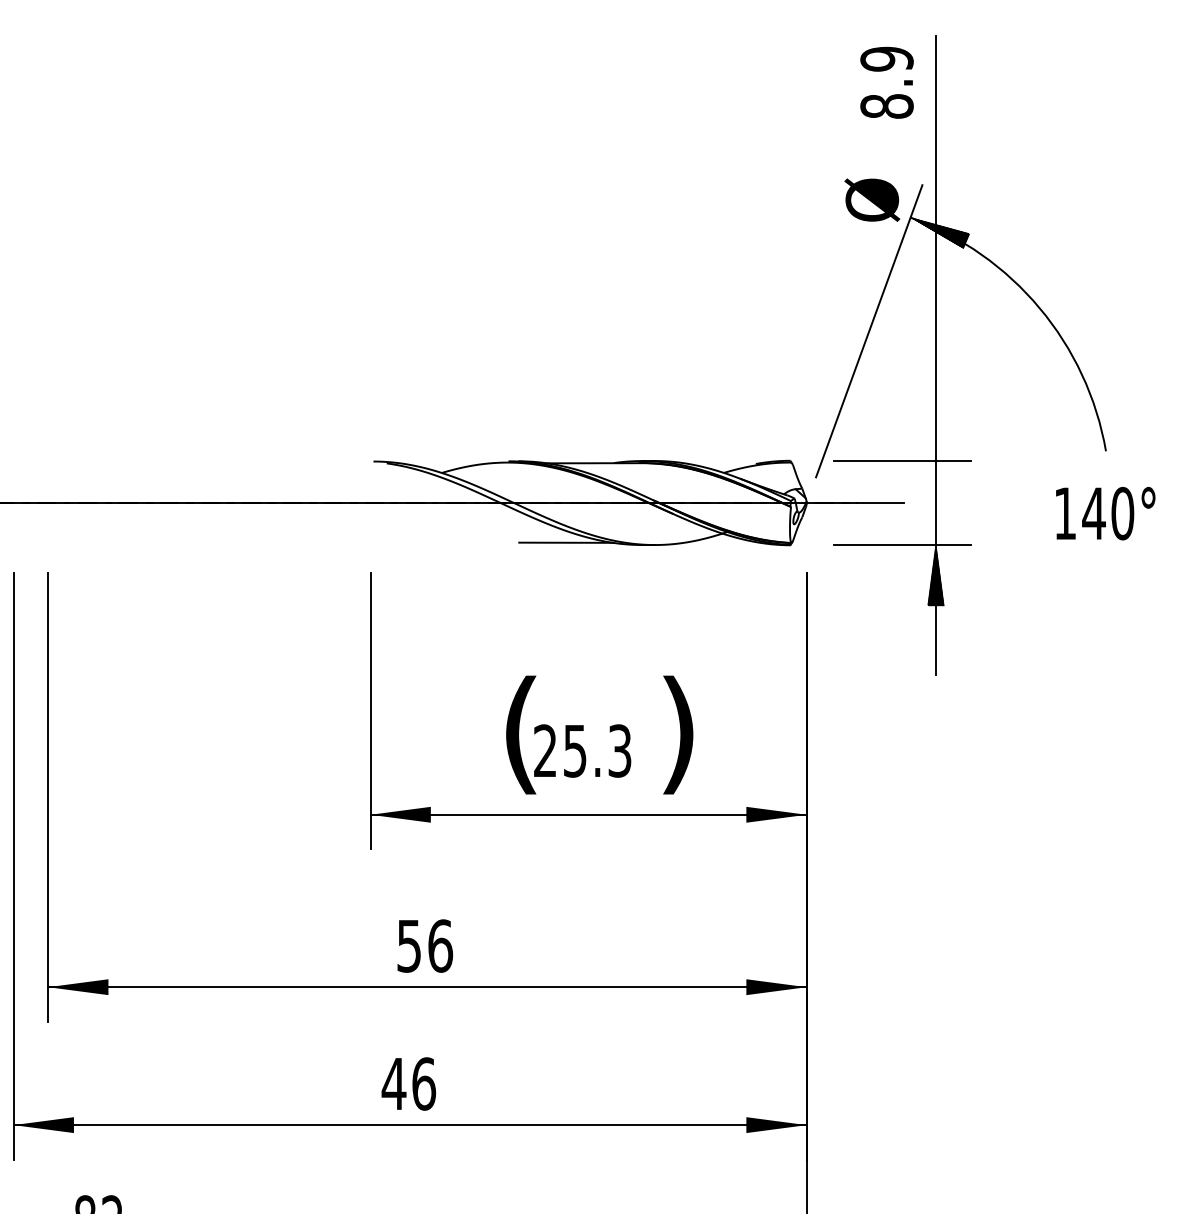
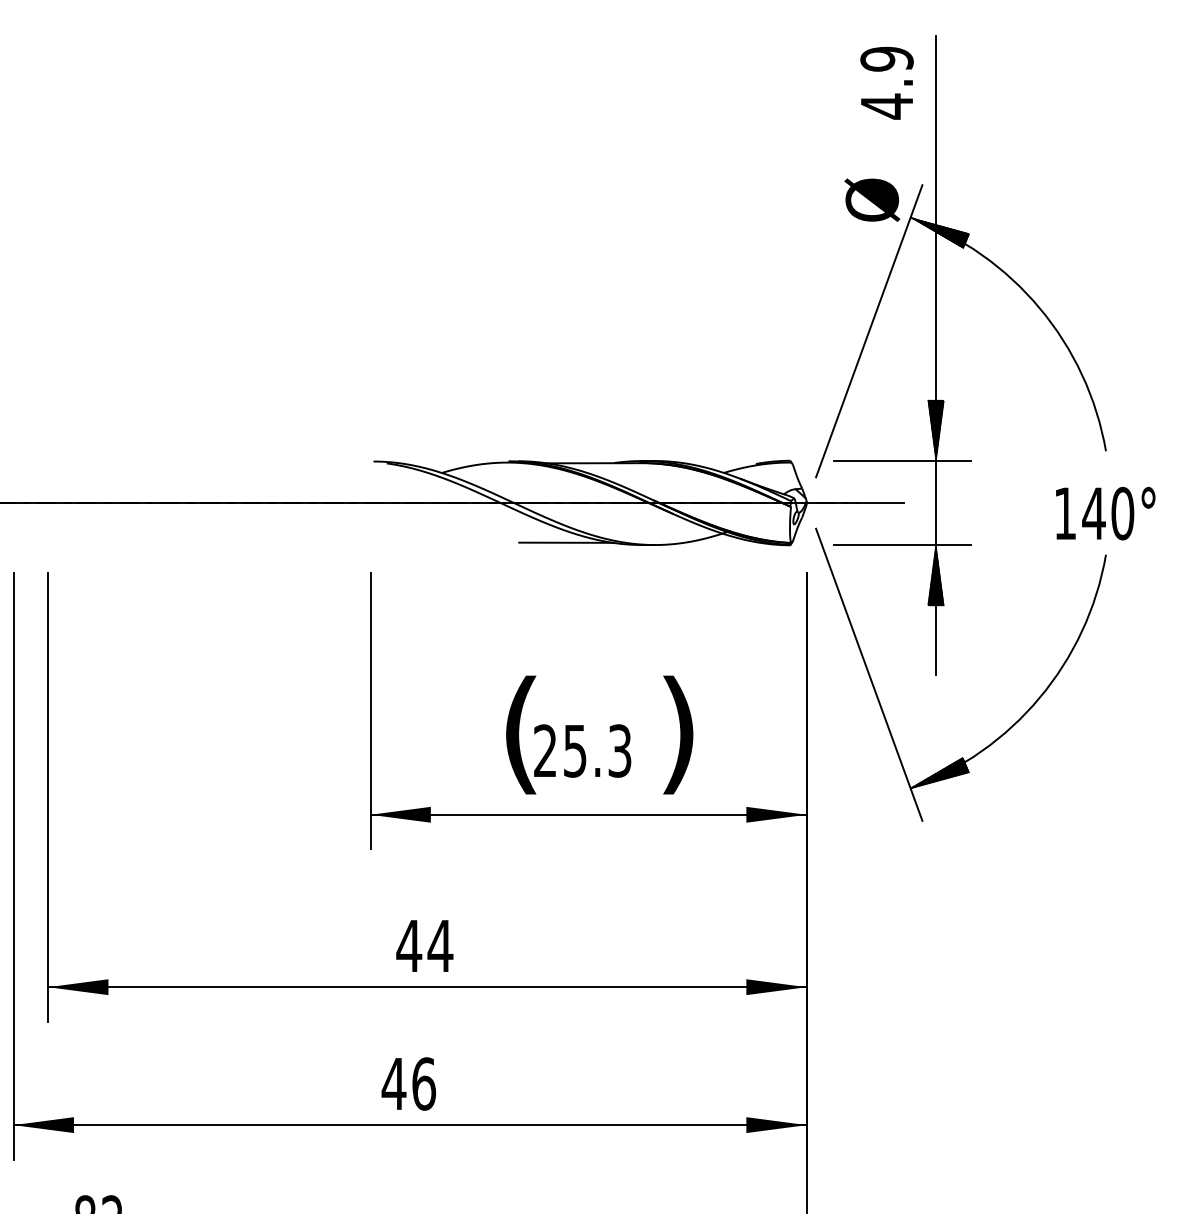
text: 8.9 -> 4.9 (886, 106)
hatch: none -> present (935, 430)
part: none -> present (1011, 725)
text: 56 -> 44 (424, 945)
